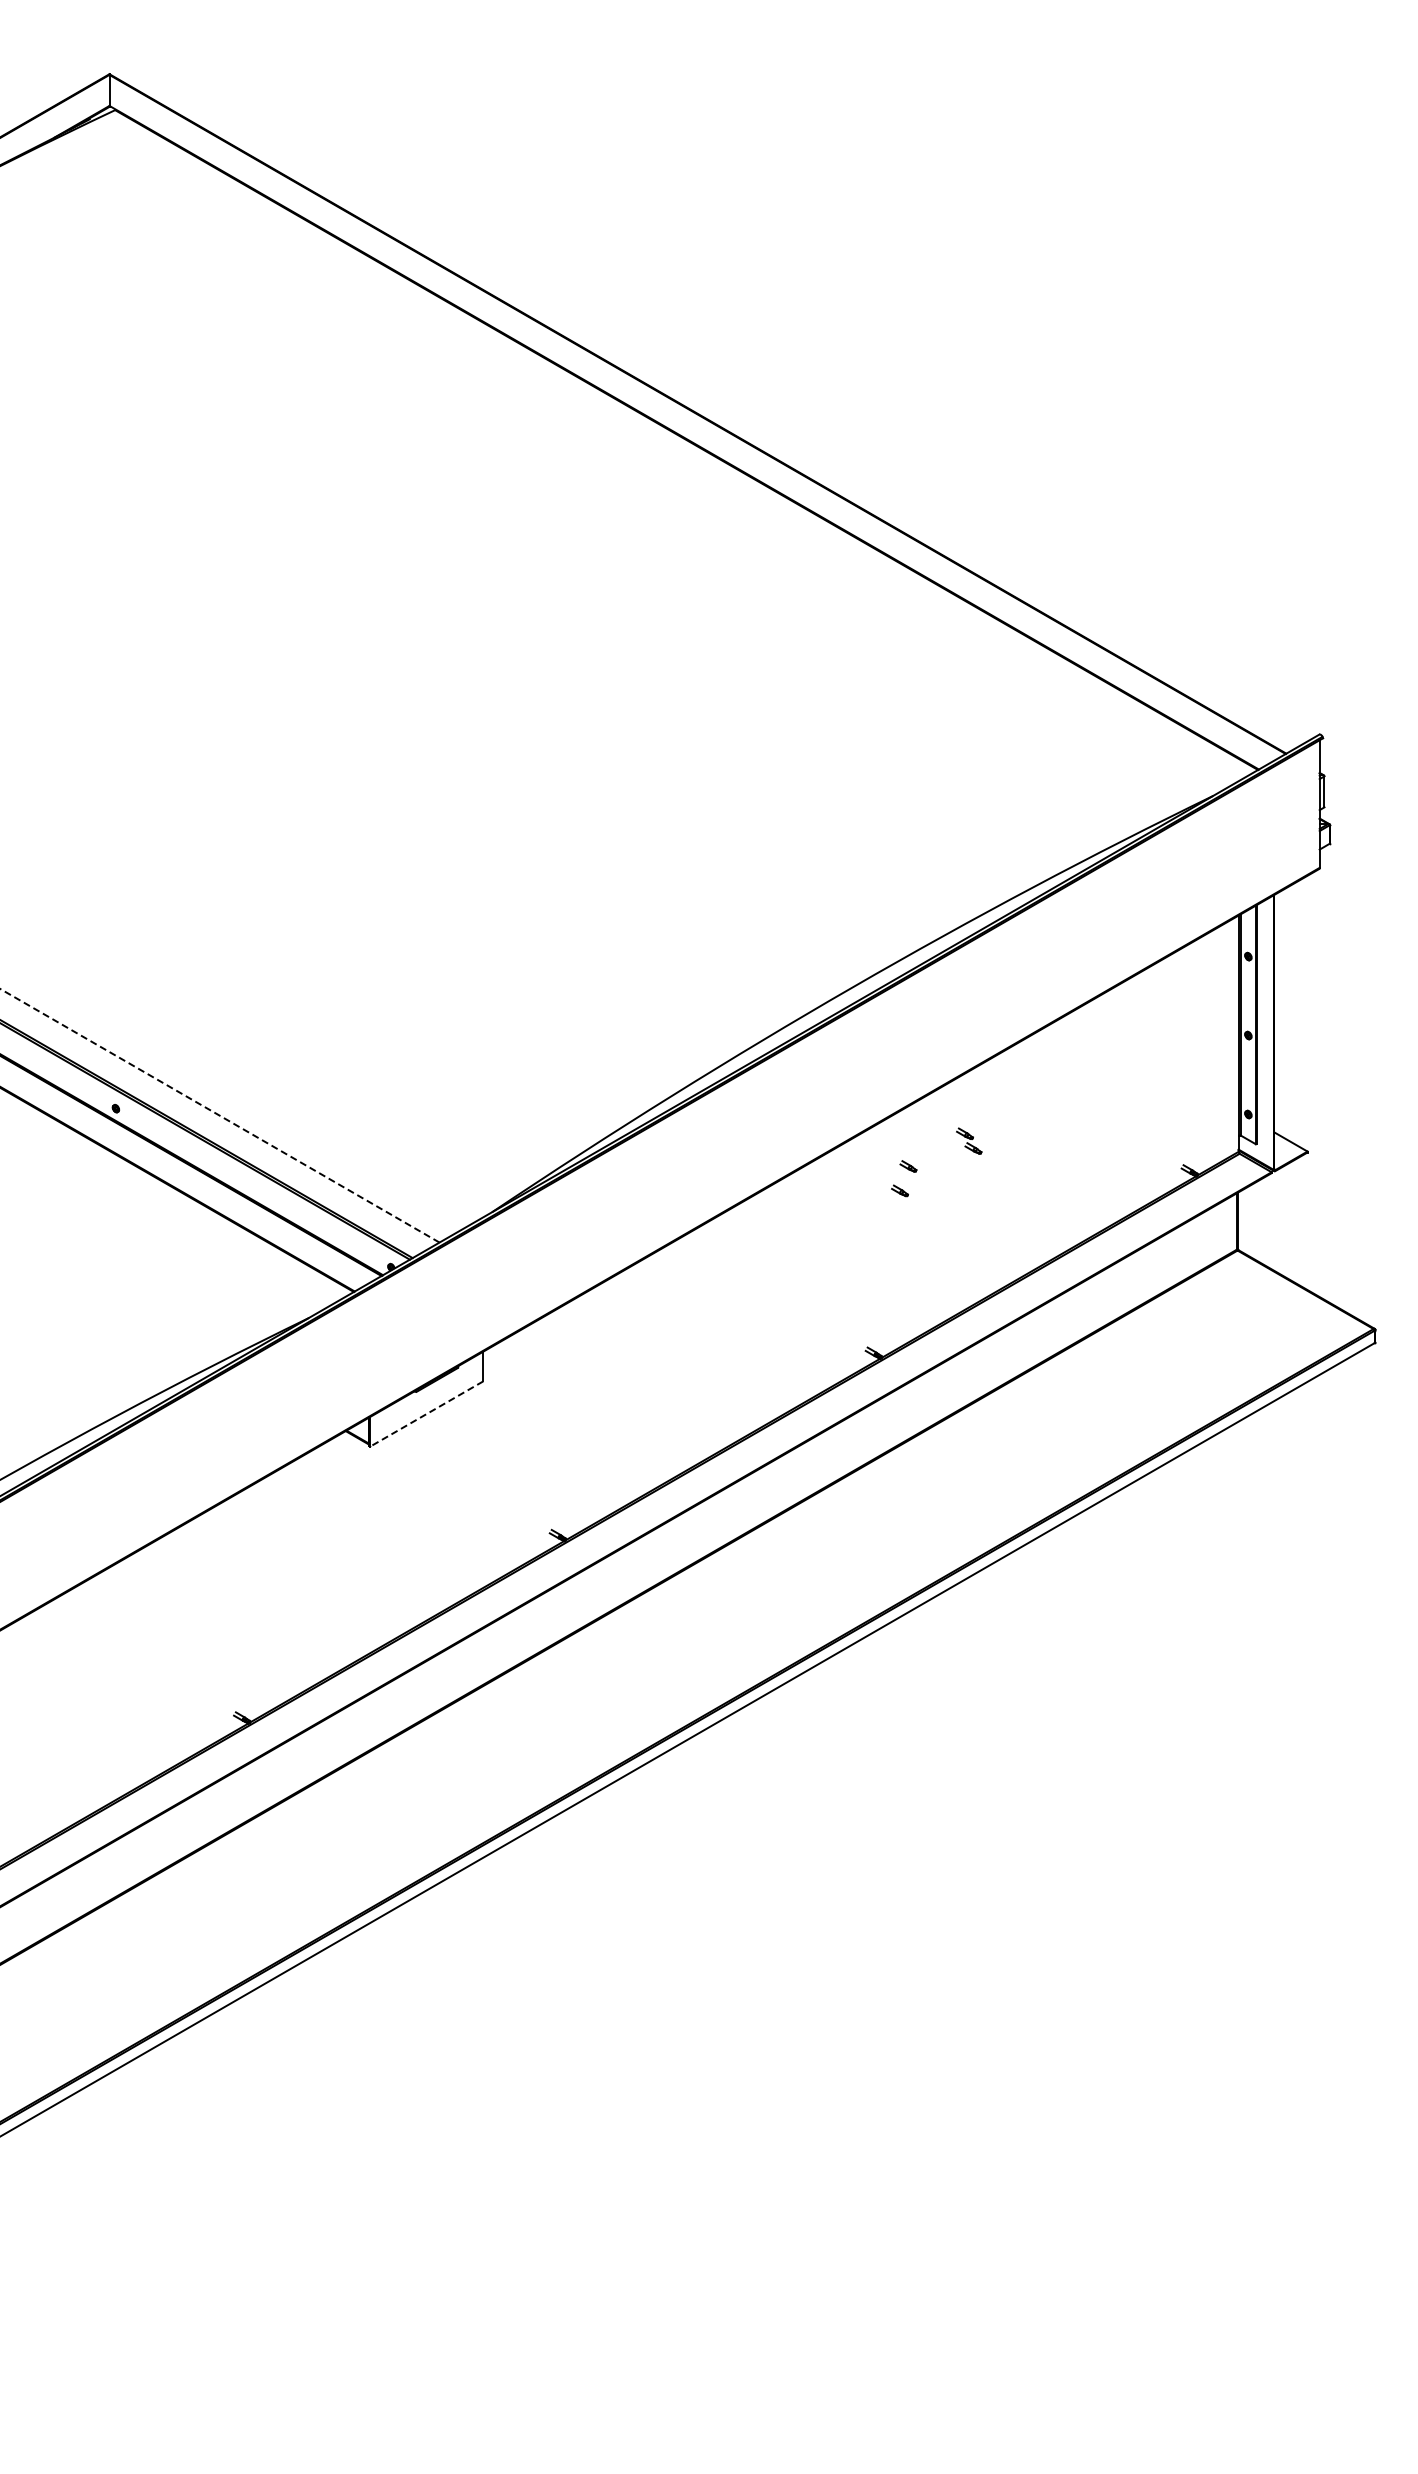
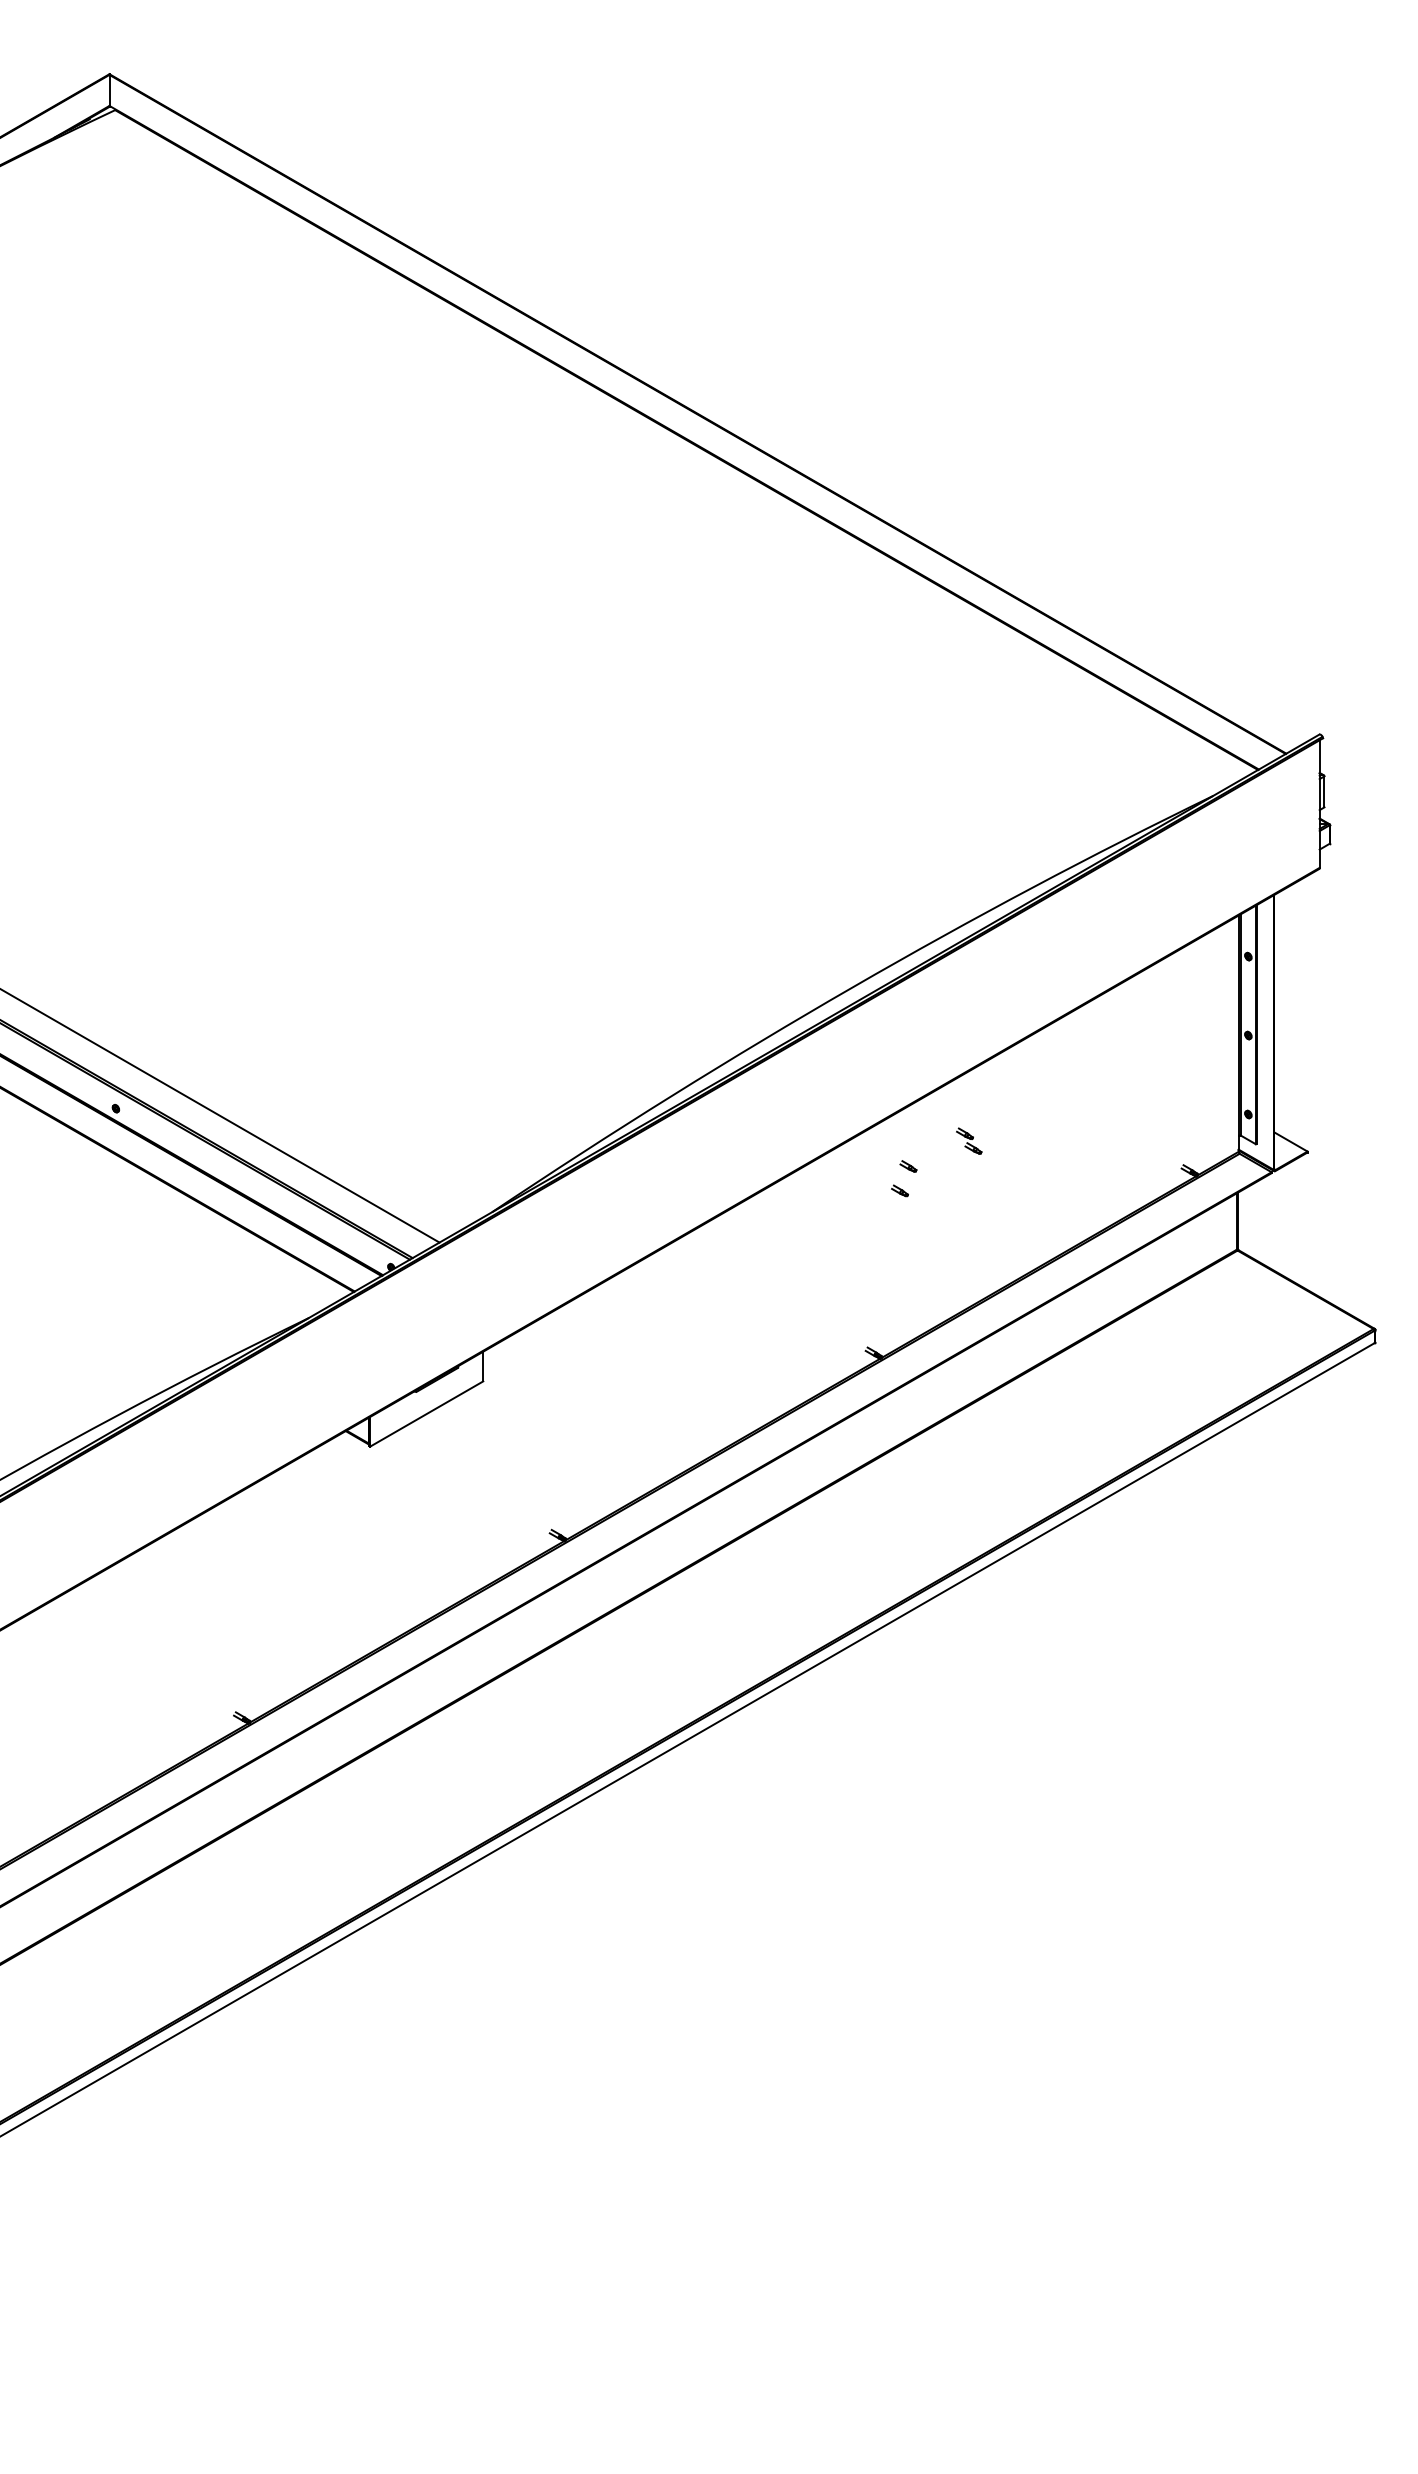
line: dashed -> solid (219, 1115)
line: dashed -> solid (426, 1414)
